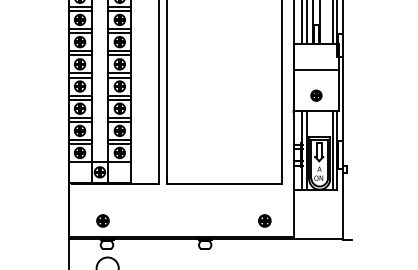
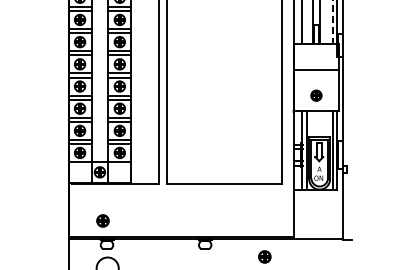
line: present -> none (306, 22)
line: solid -> dashed (332, 22)
part position: (264, 220) -> (264, 256) (264, 256)
